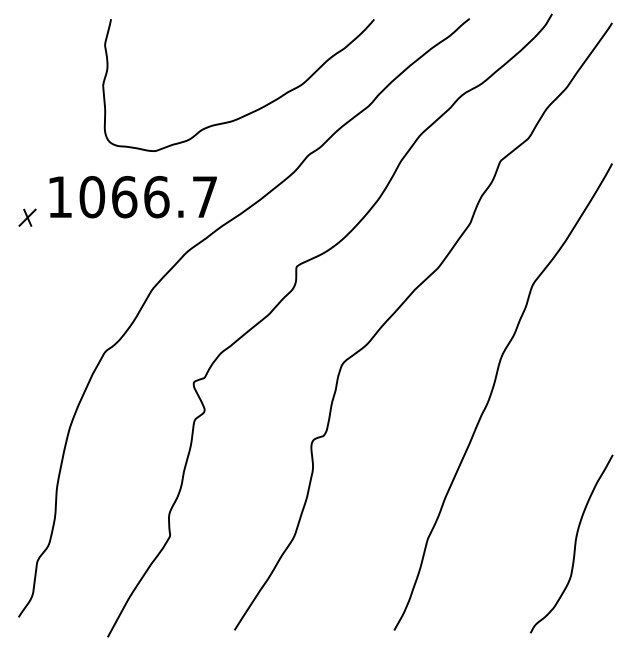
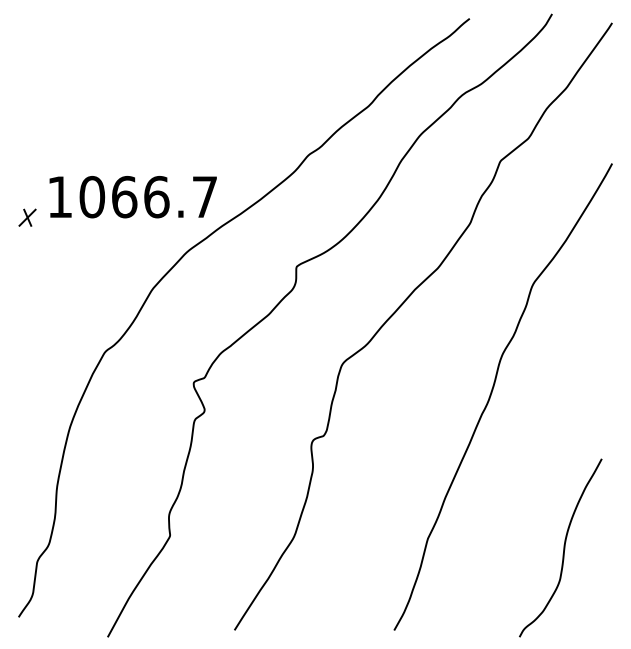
curve: present -> none (251, 111)
curve position: (574, 543) -> (563, 547) (563, 547)
